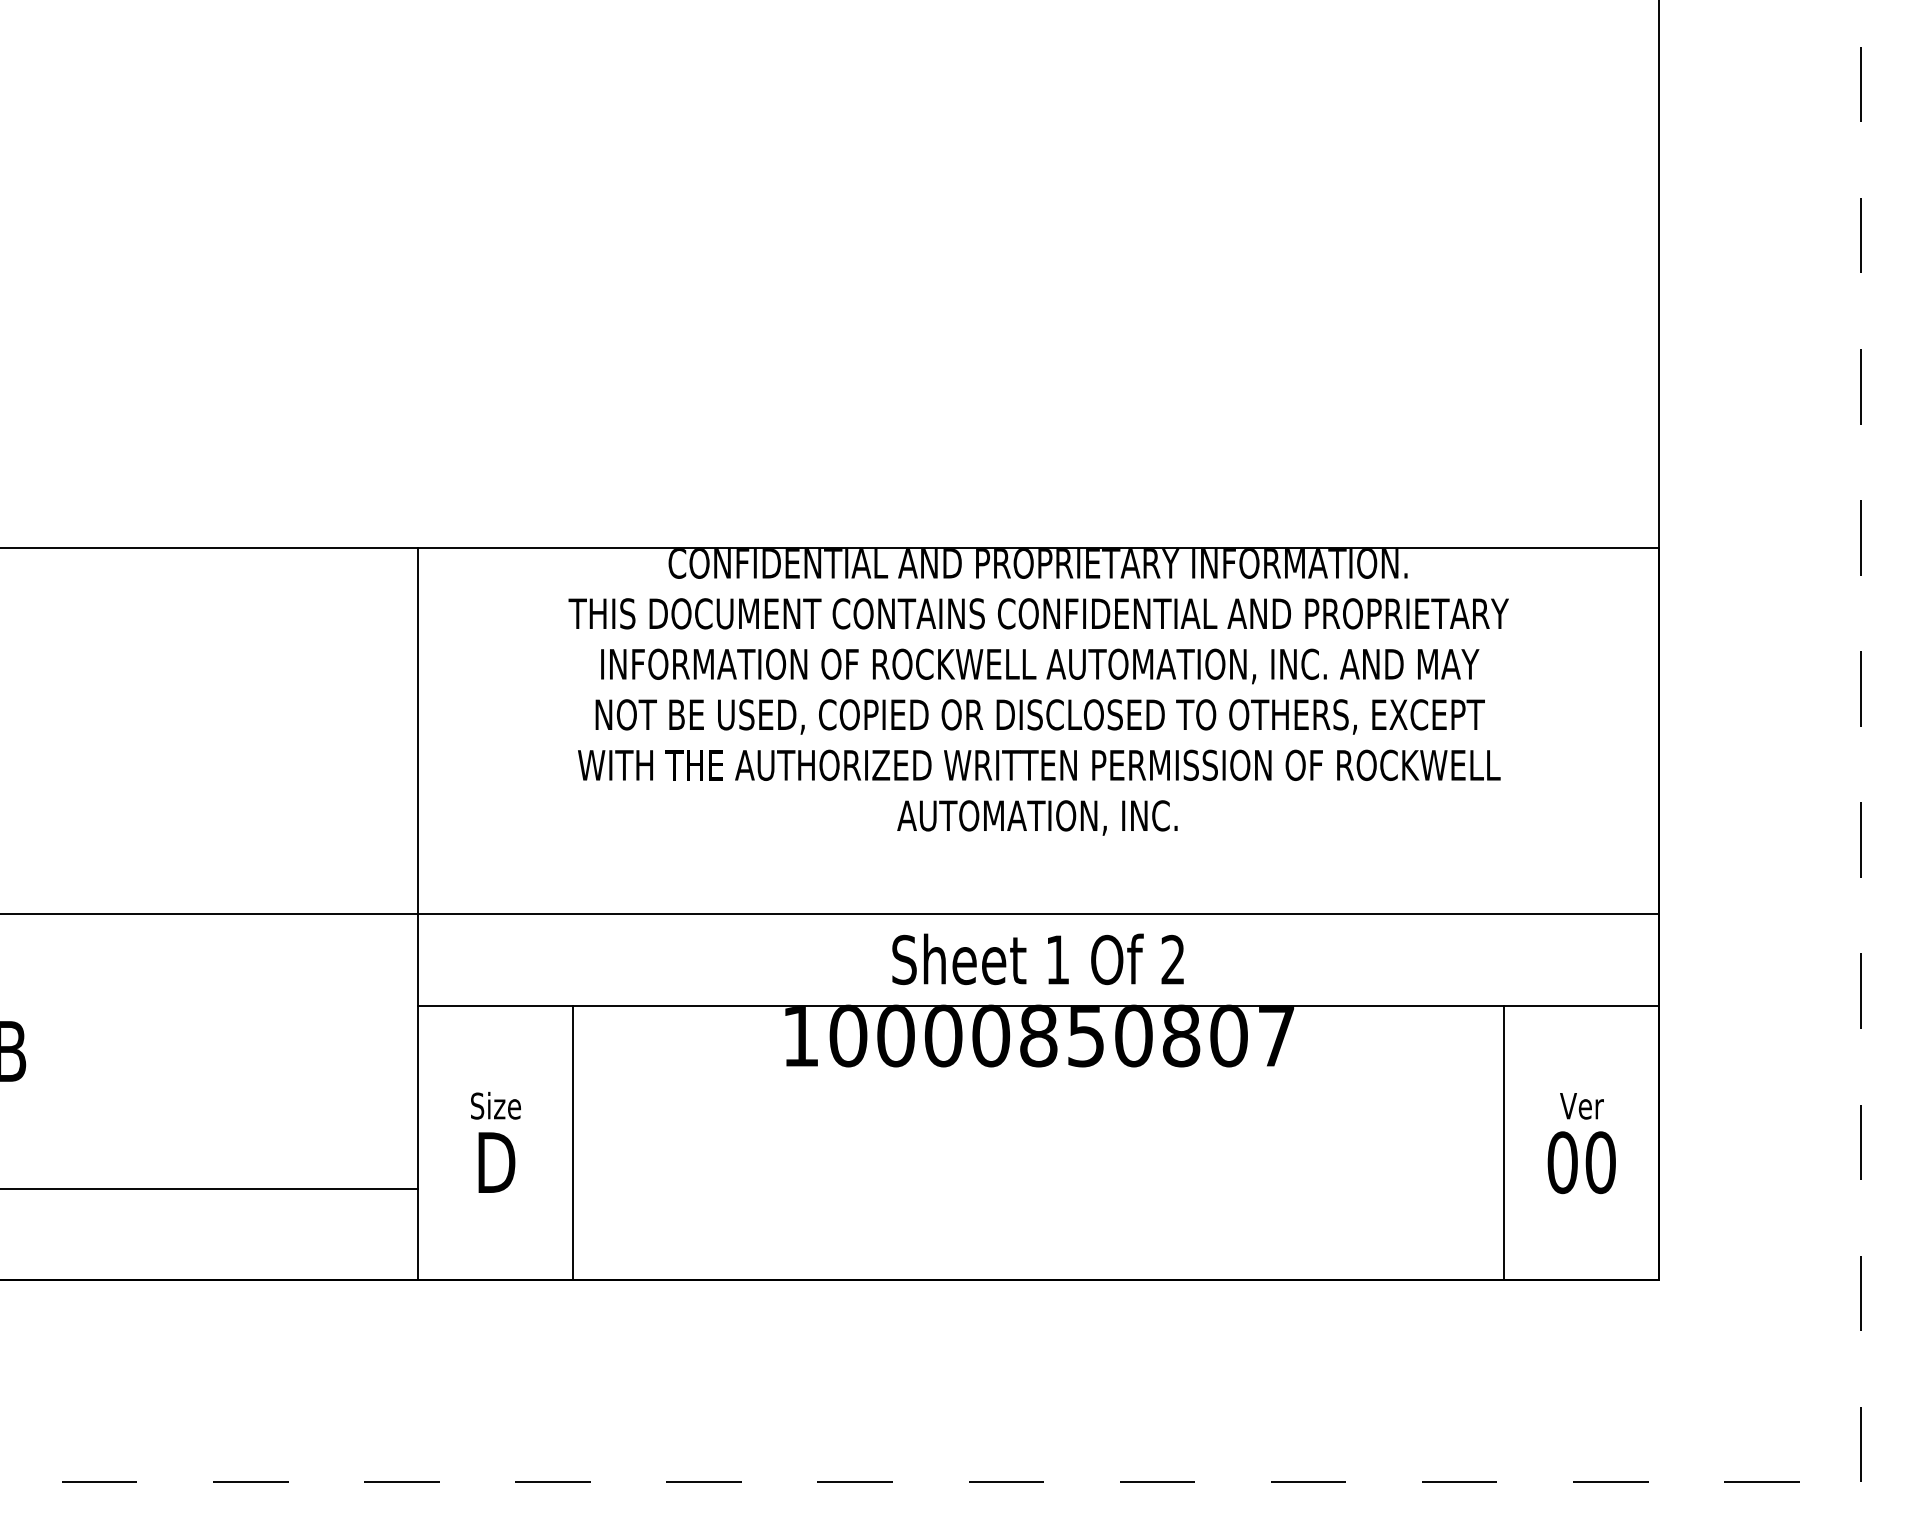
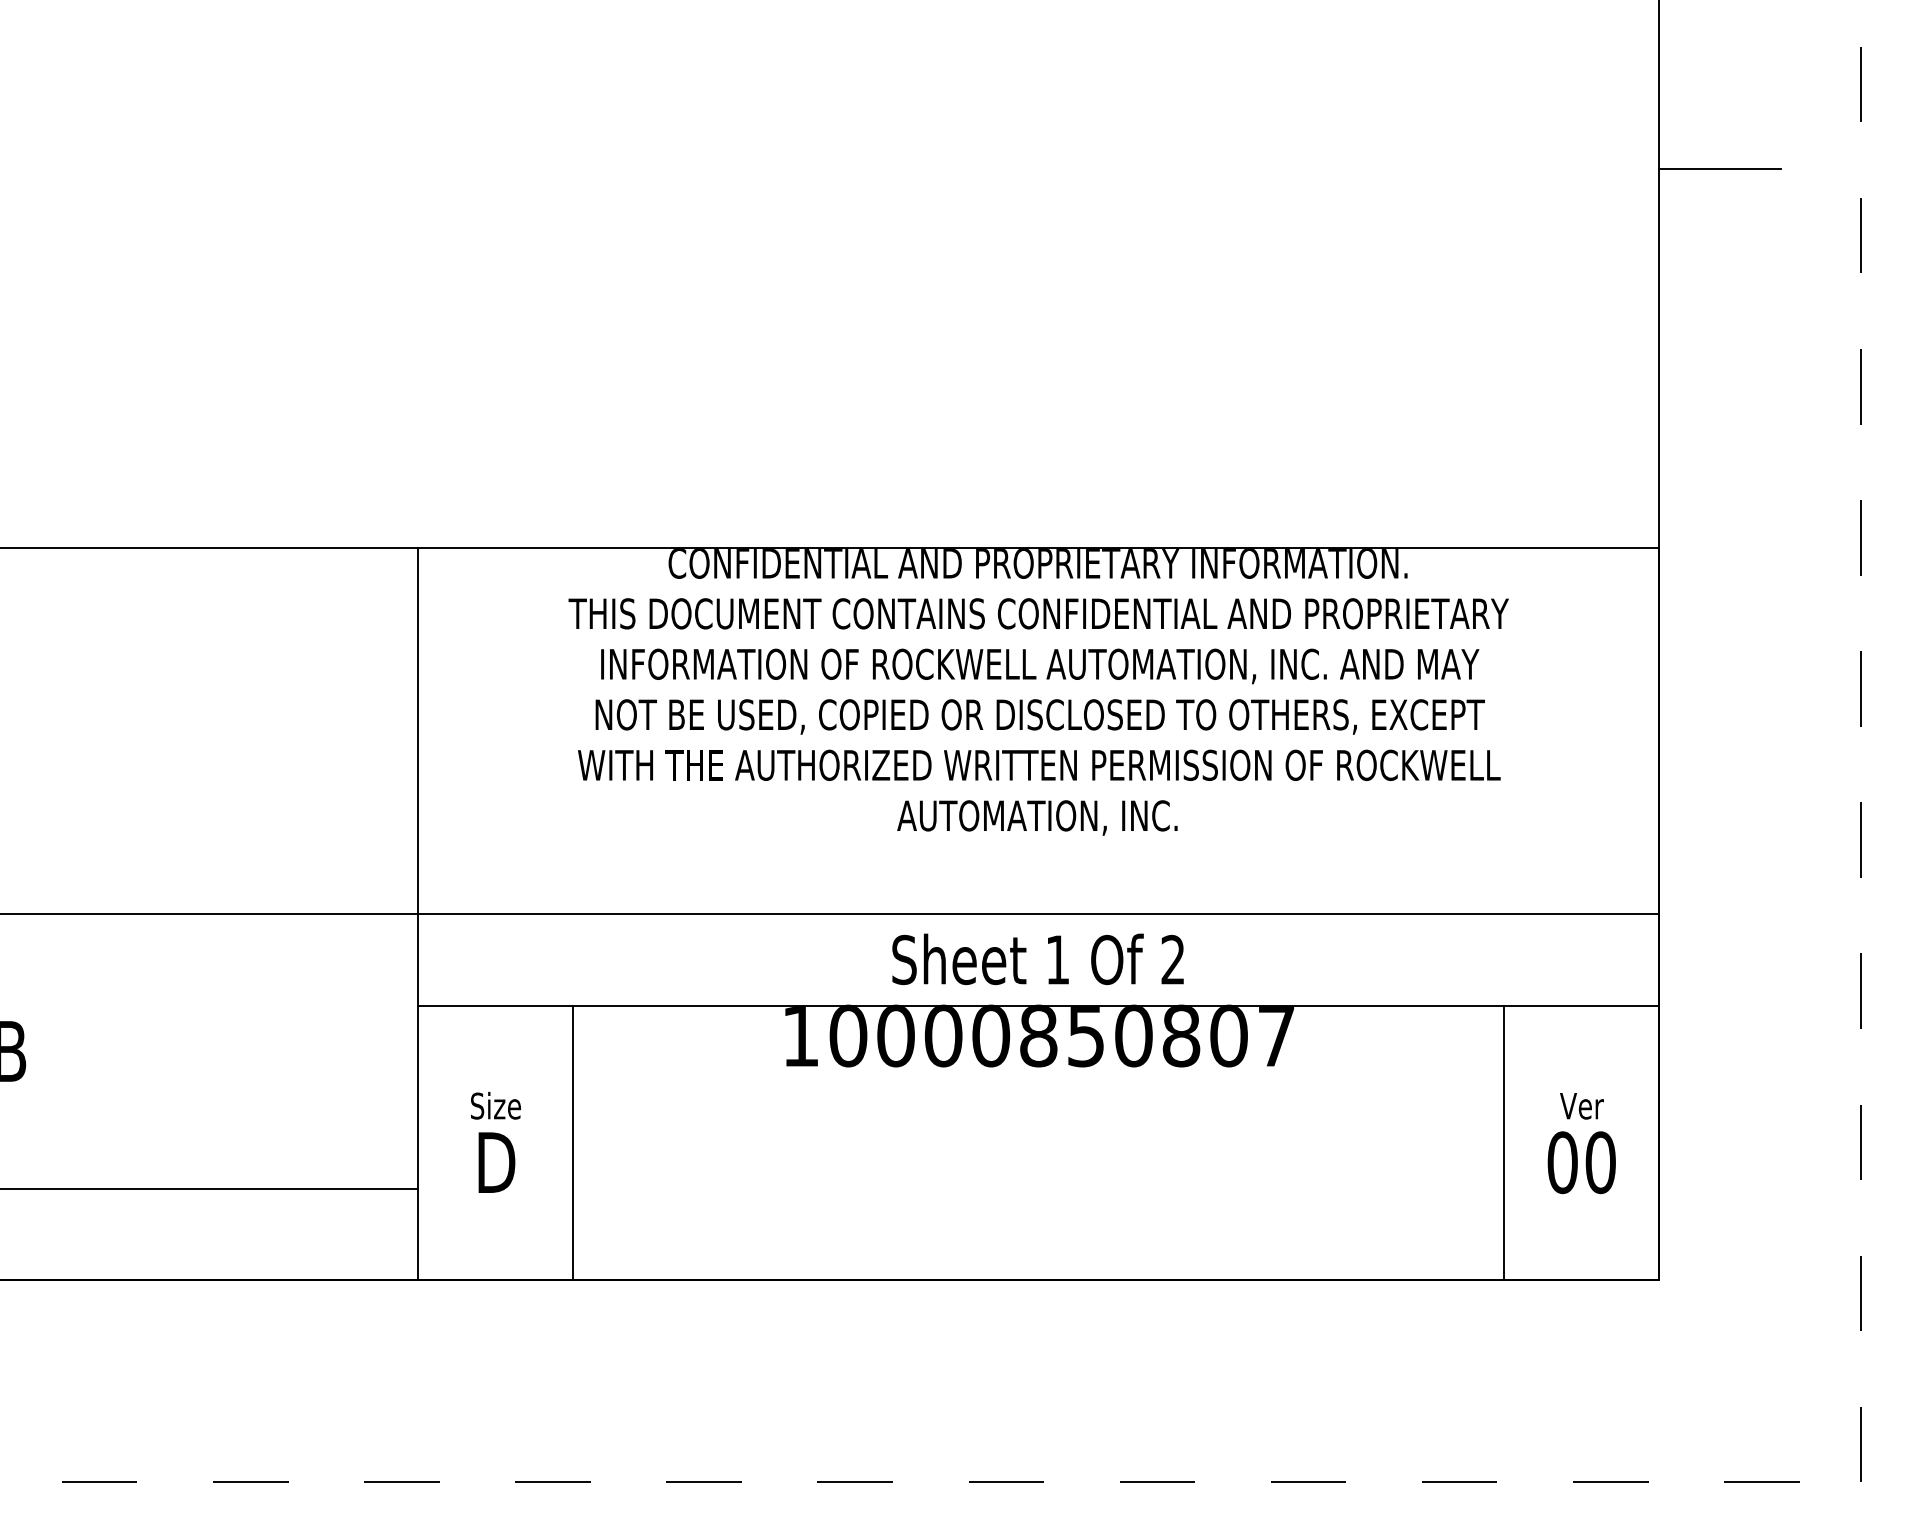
line: none -> present (1719, 169)
